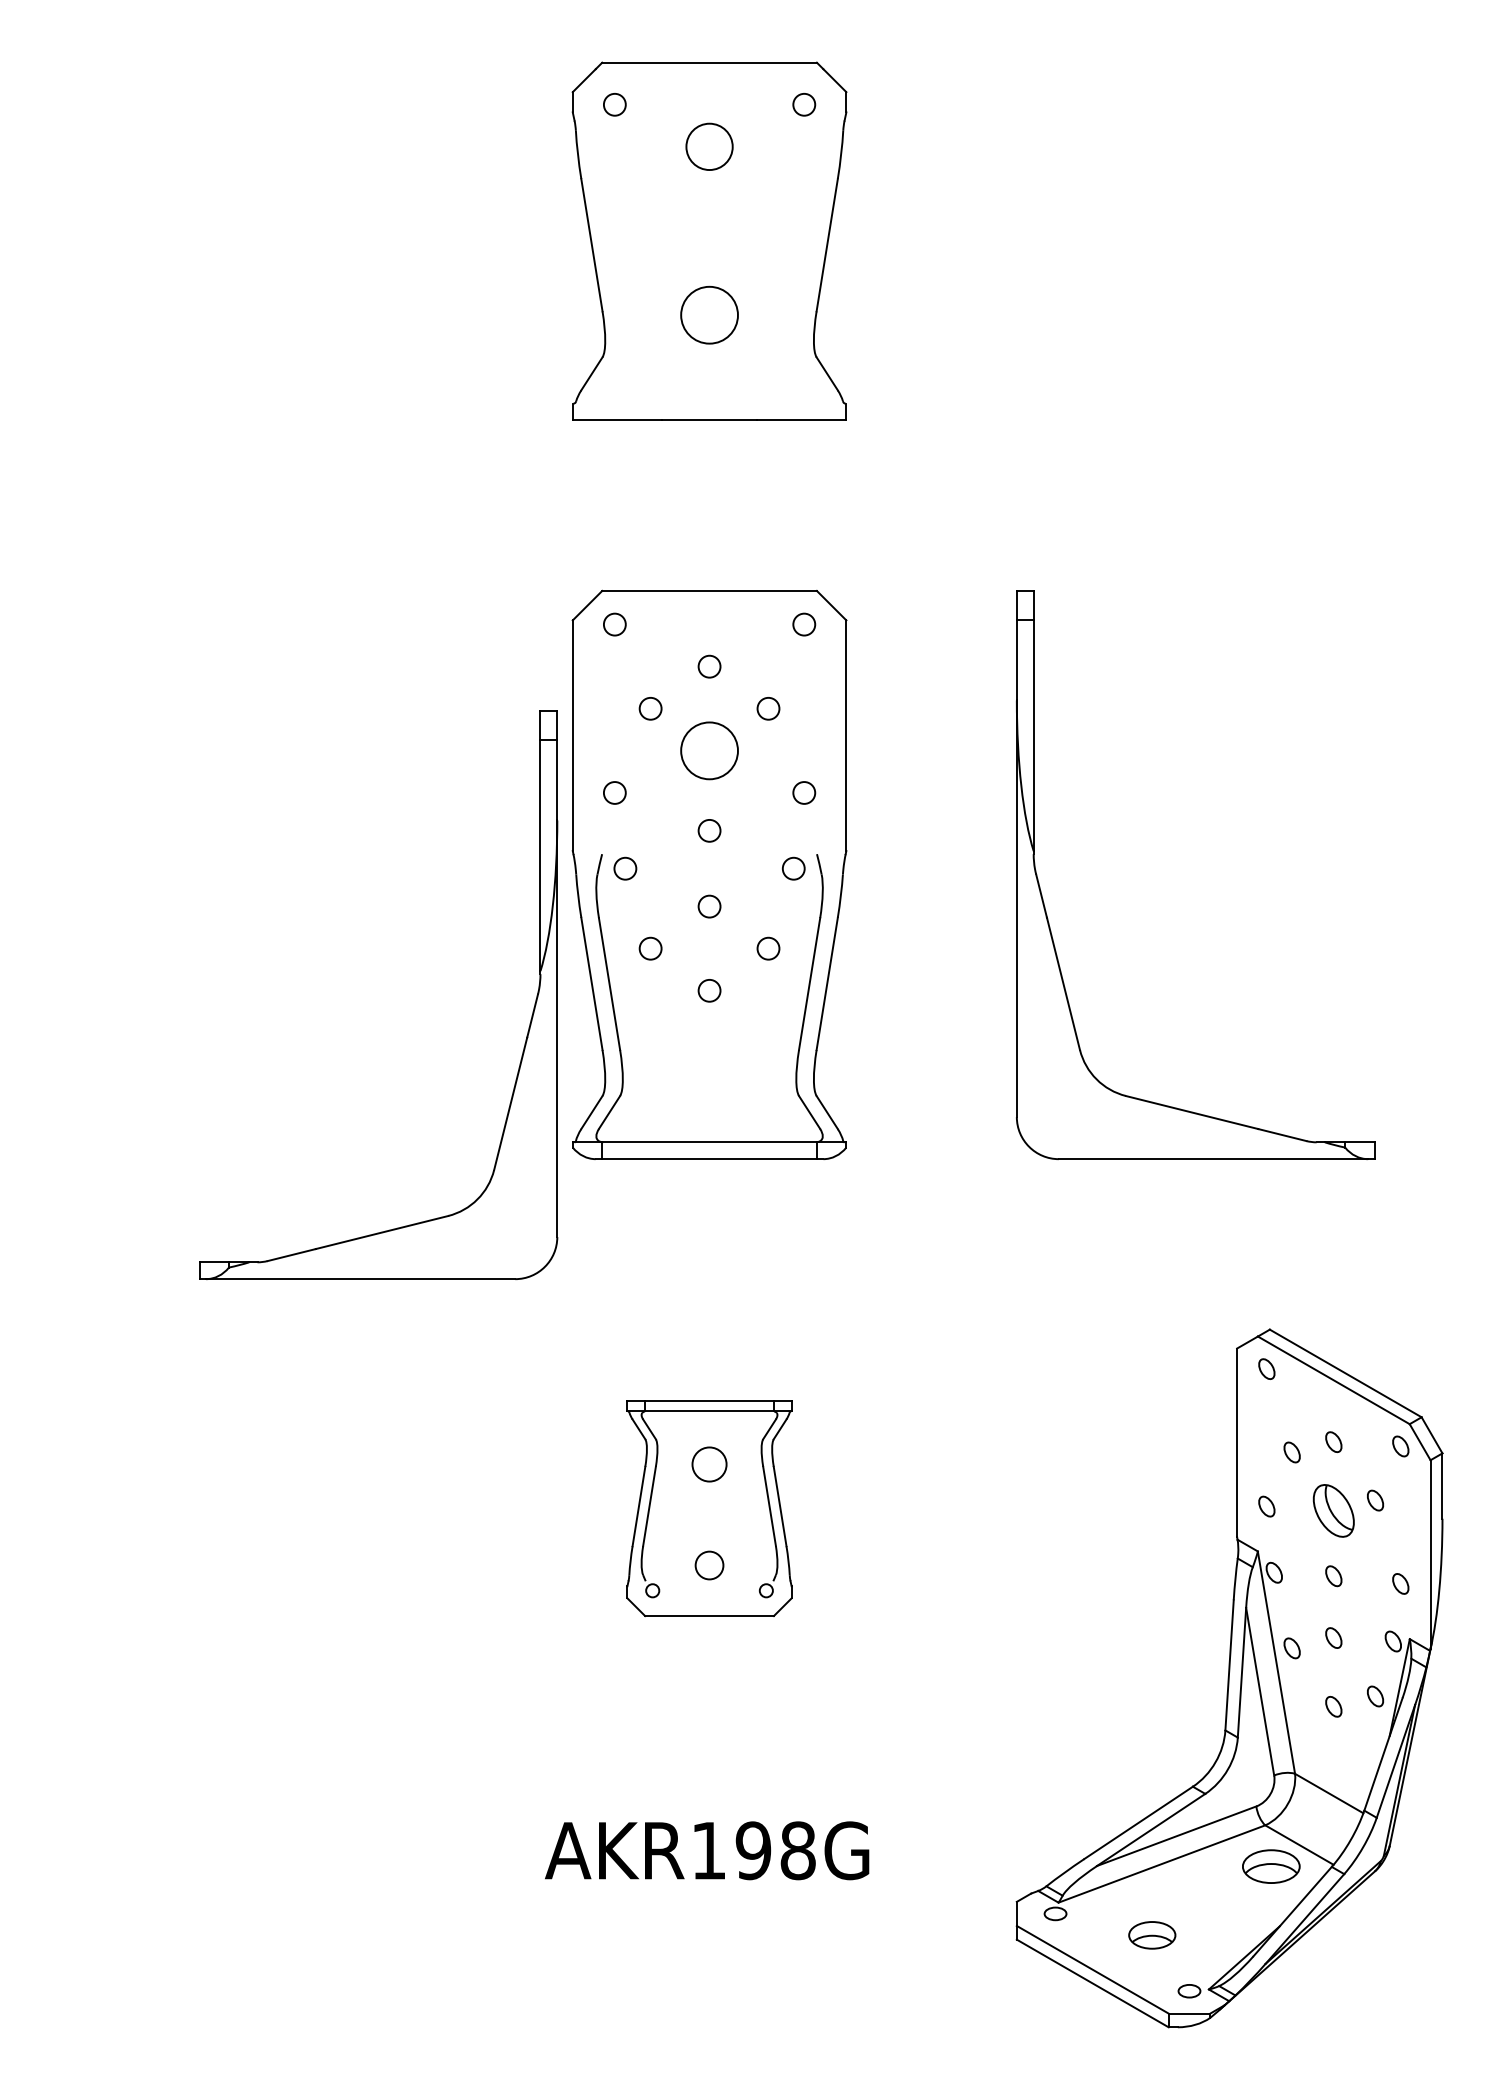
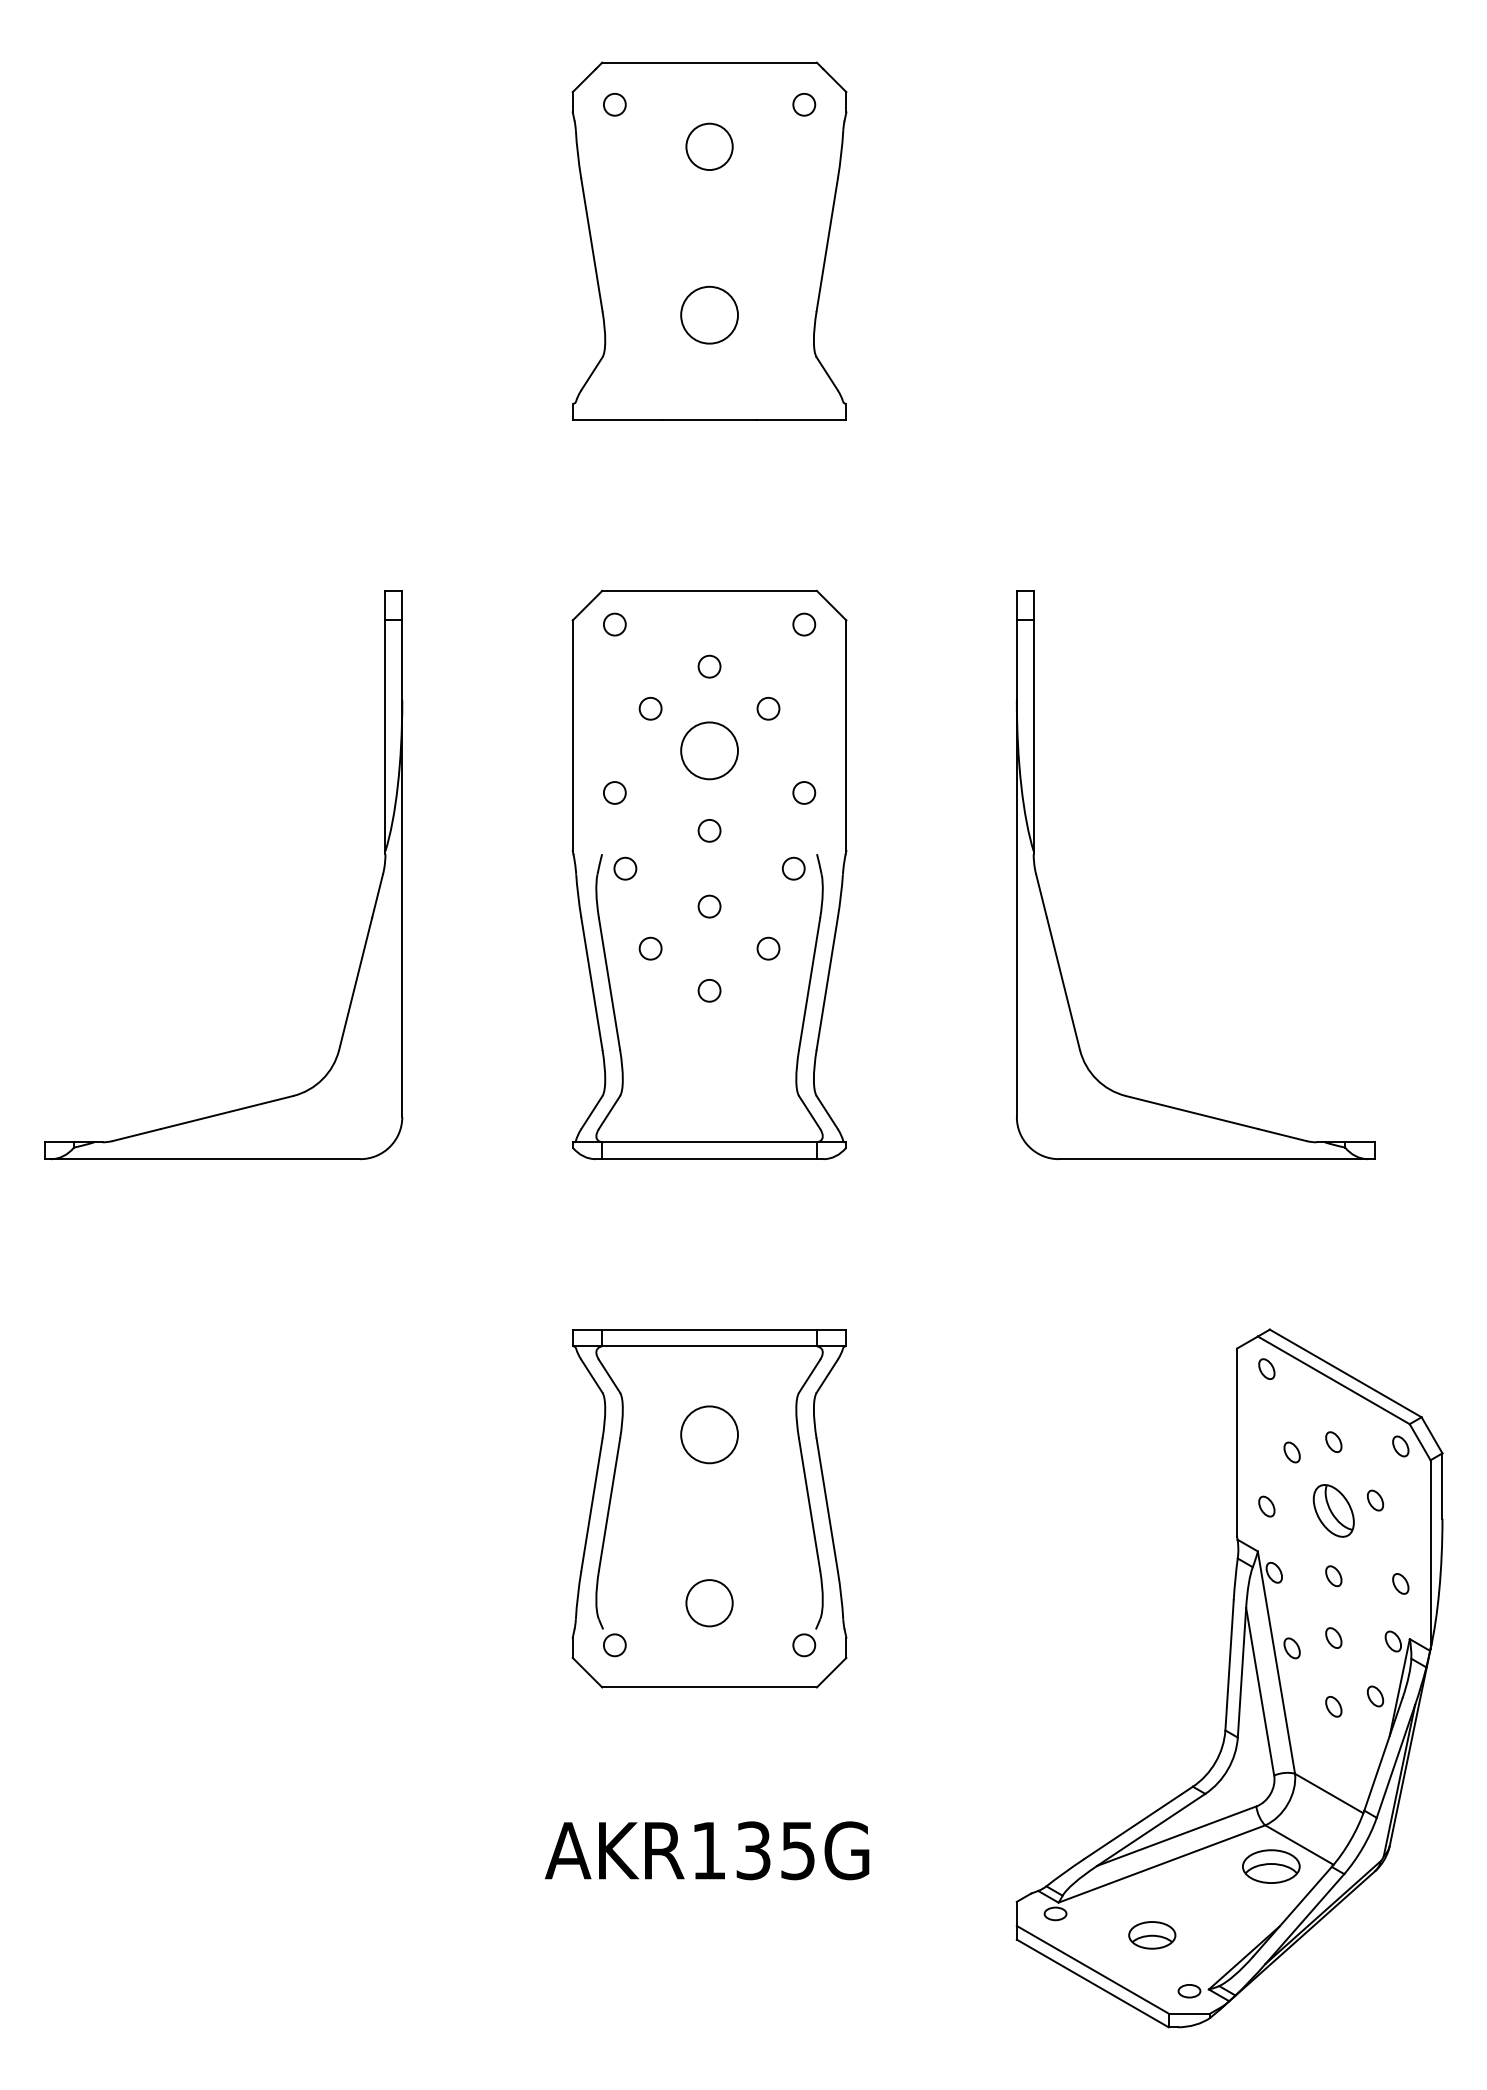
part position: (527, 1031) -> (372, 911) (372, 911)
part size: 167x218 px -> 277x360 px (709, 1508)
text: AKR198G -> AKR135G (775, 1850)
